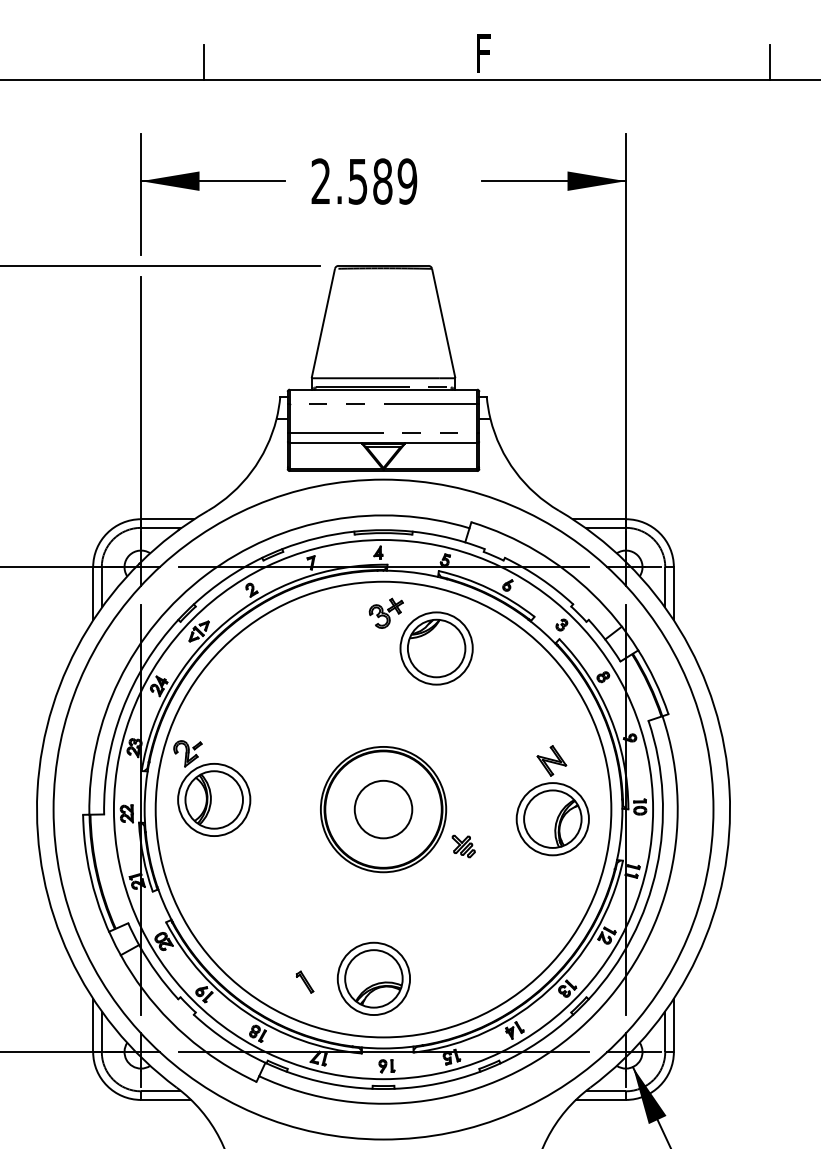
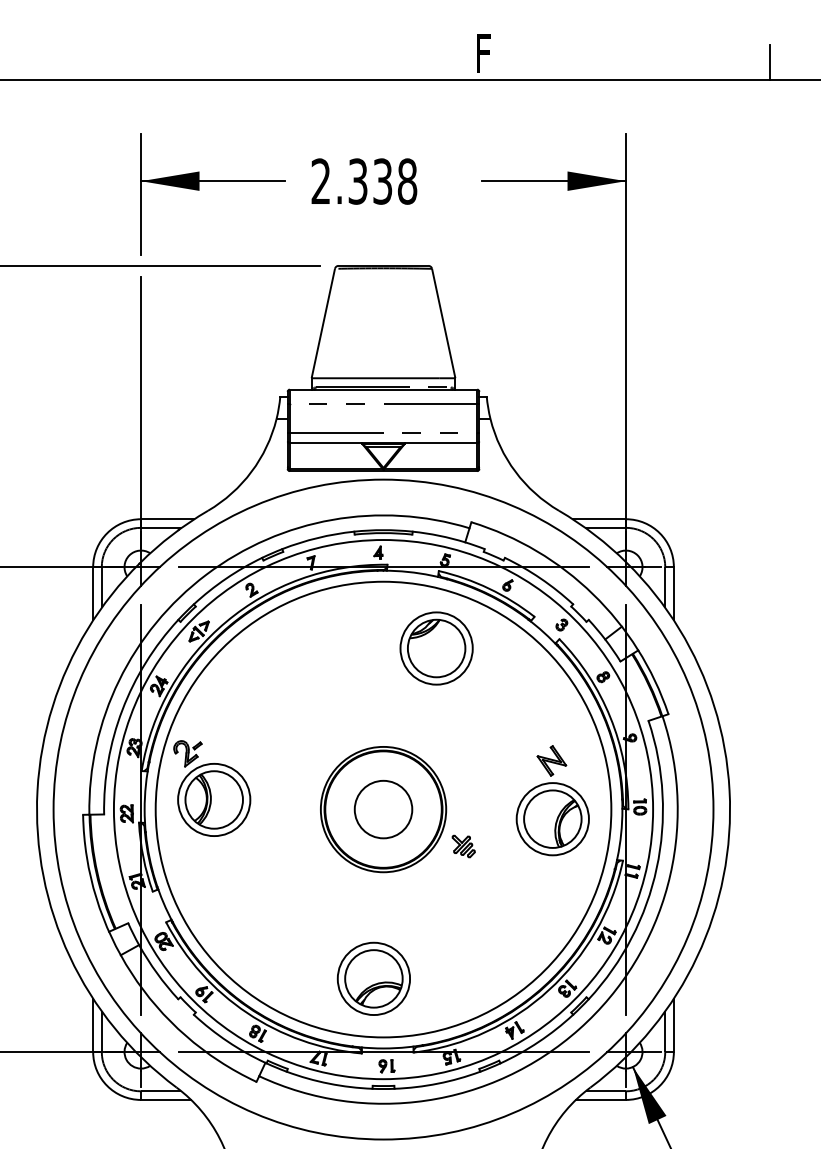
line: present -> none (204, 62)
text: 2.589 -> 2.338 (383, 181)
part: present -> none (385, 612)
part: present -> none (304, 981)
